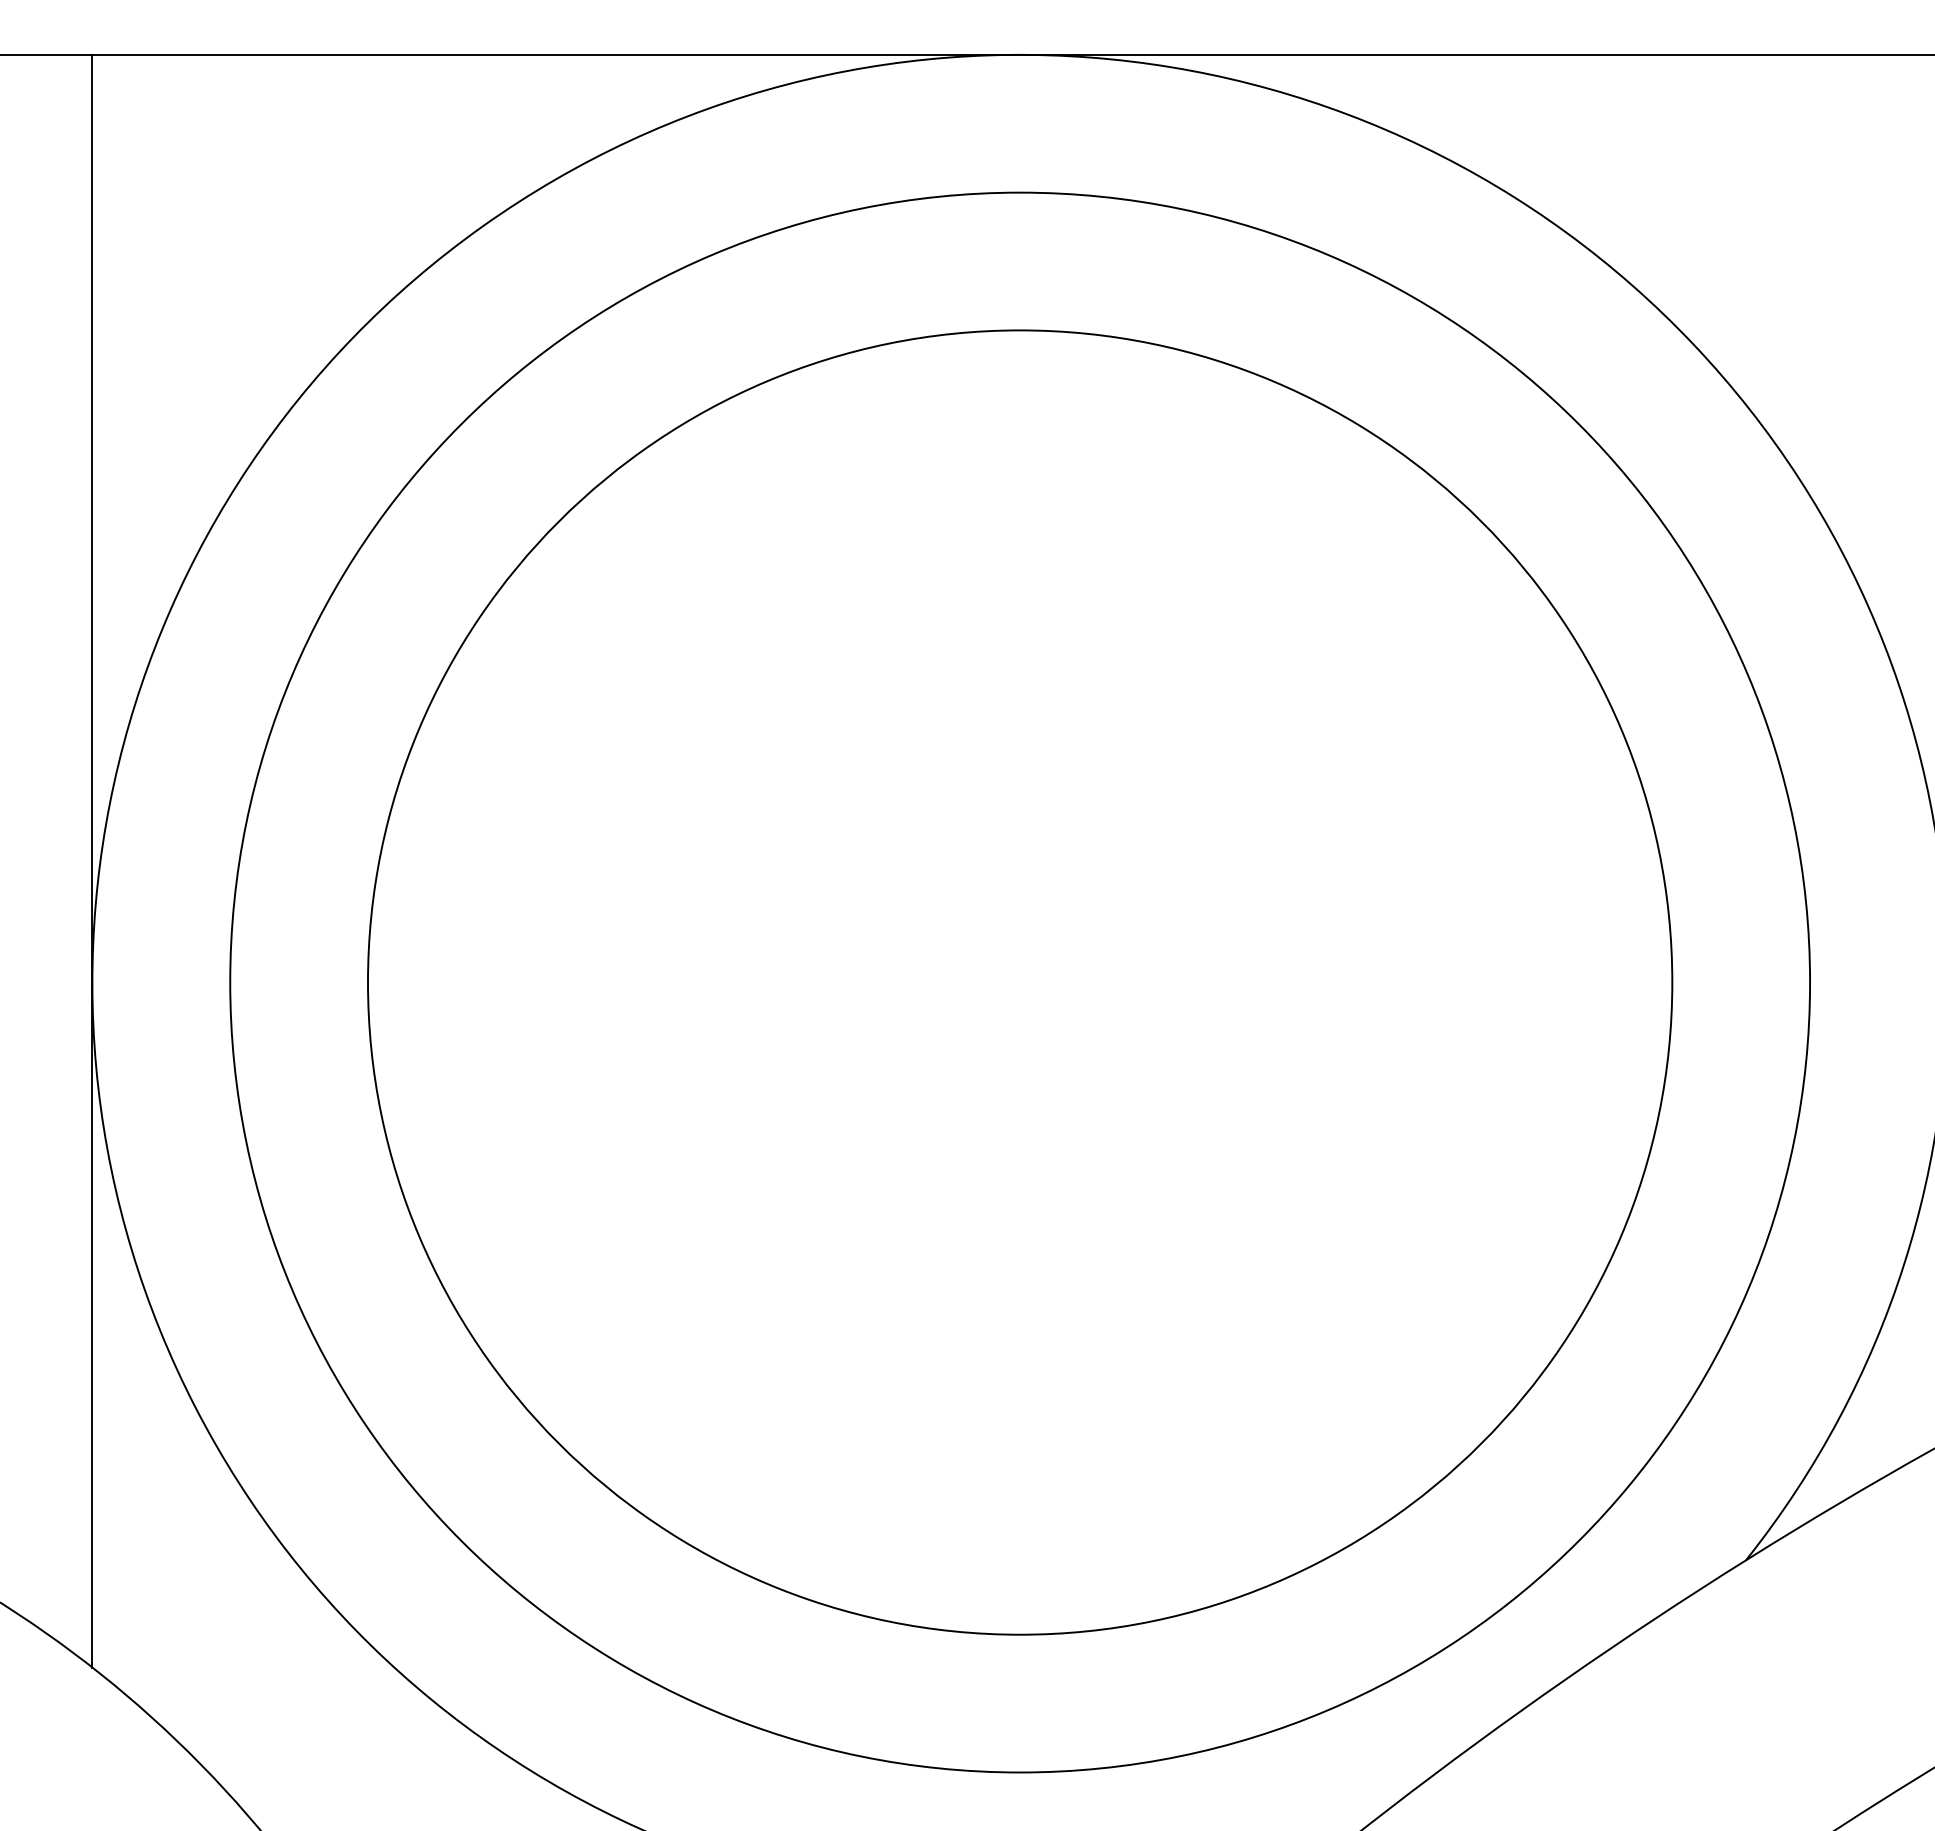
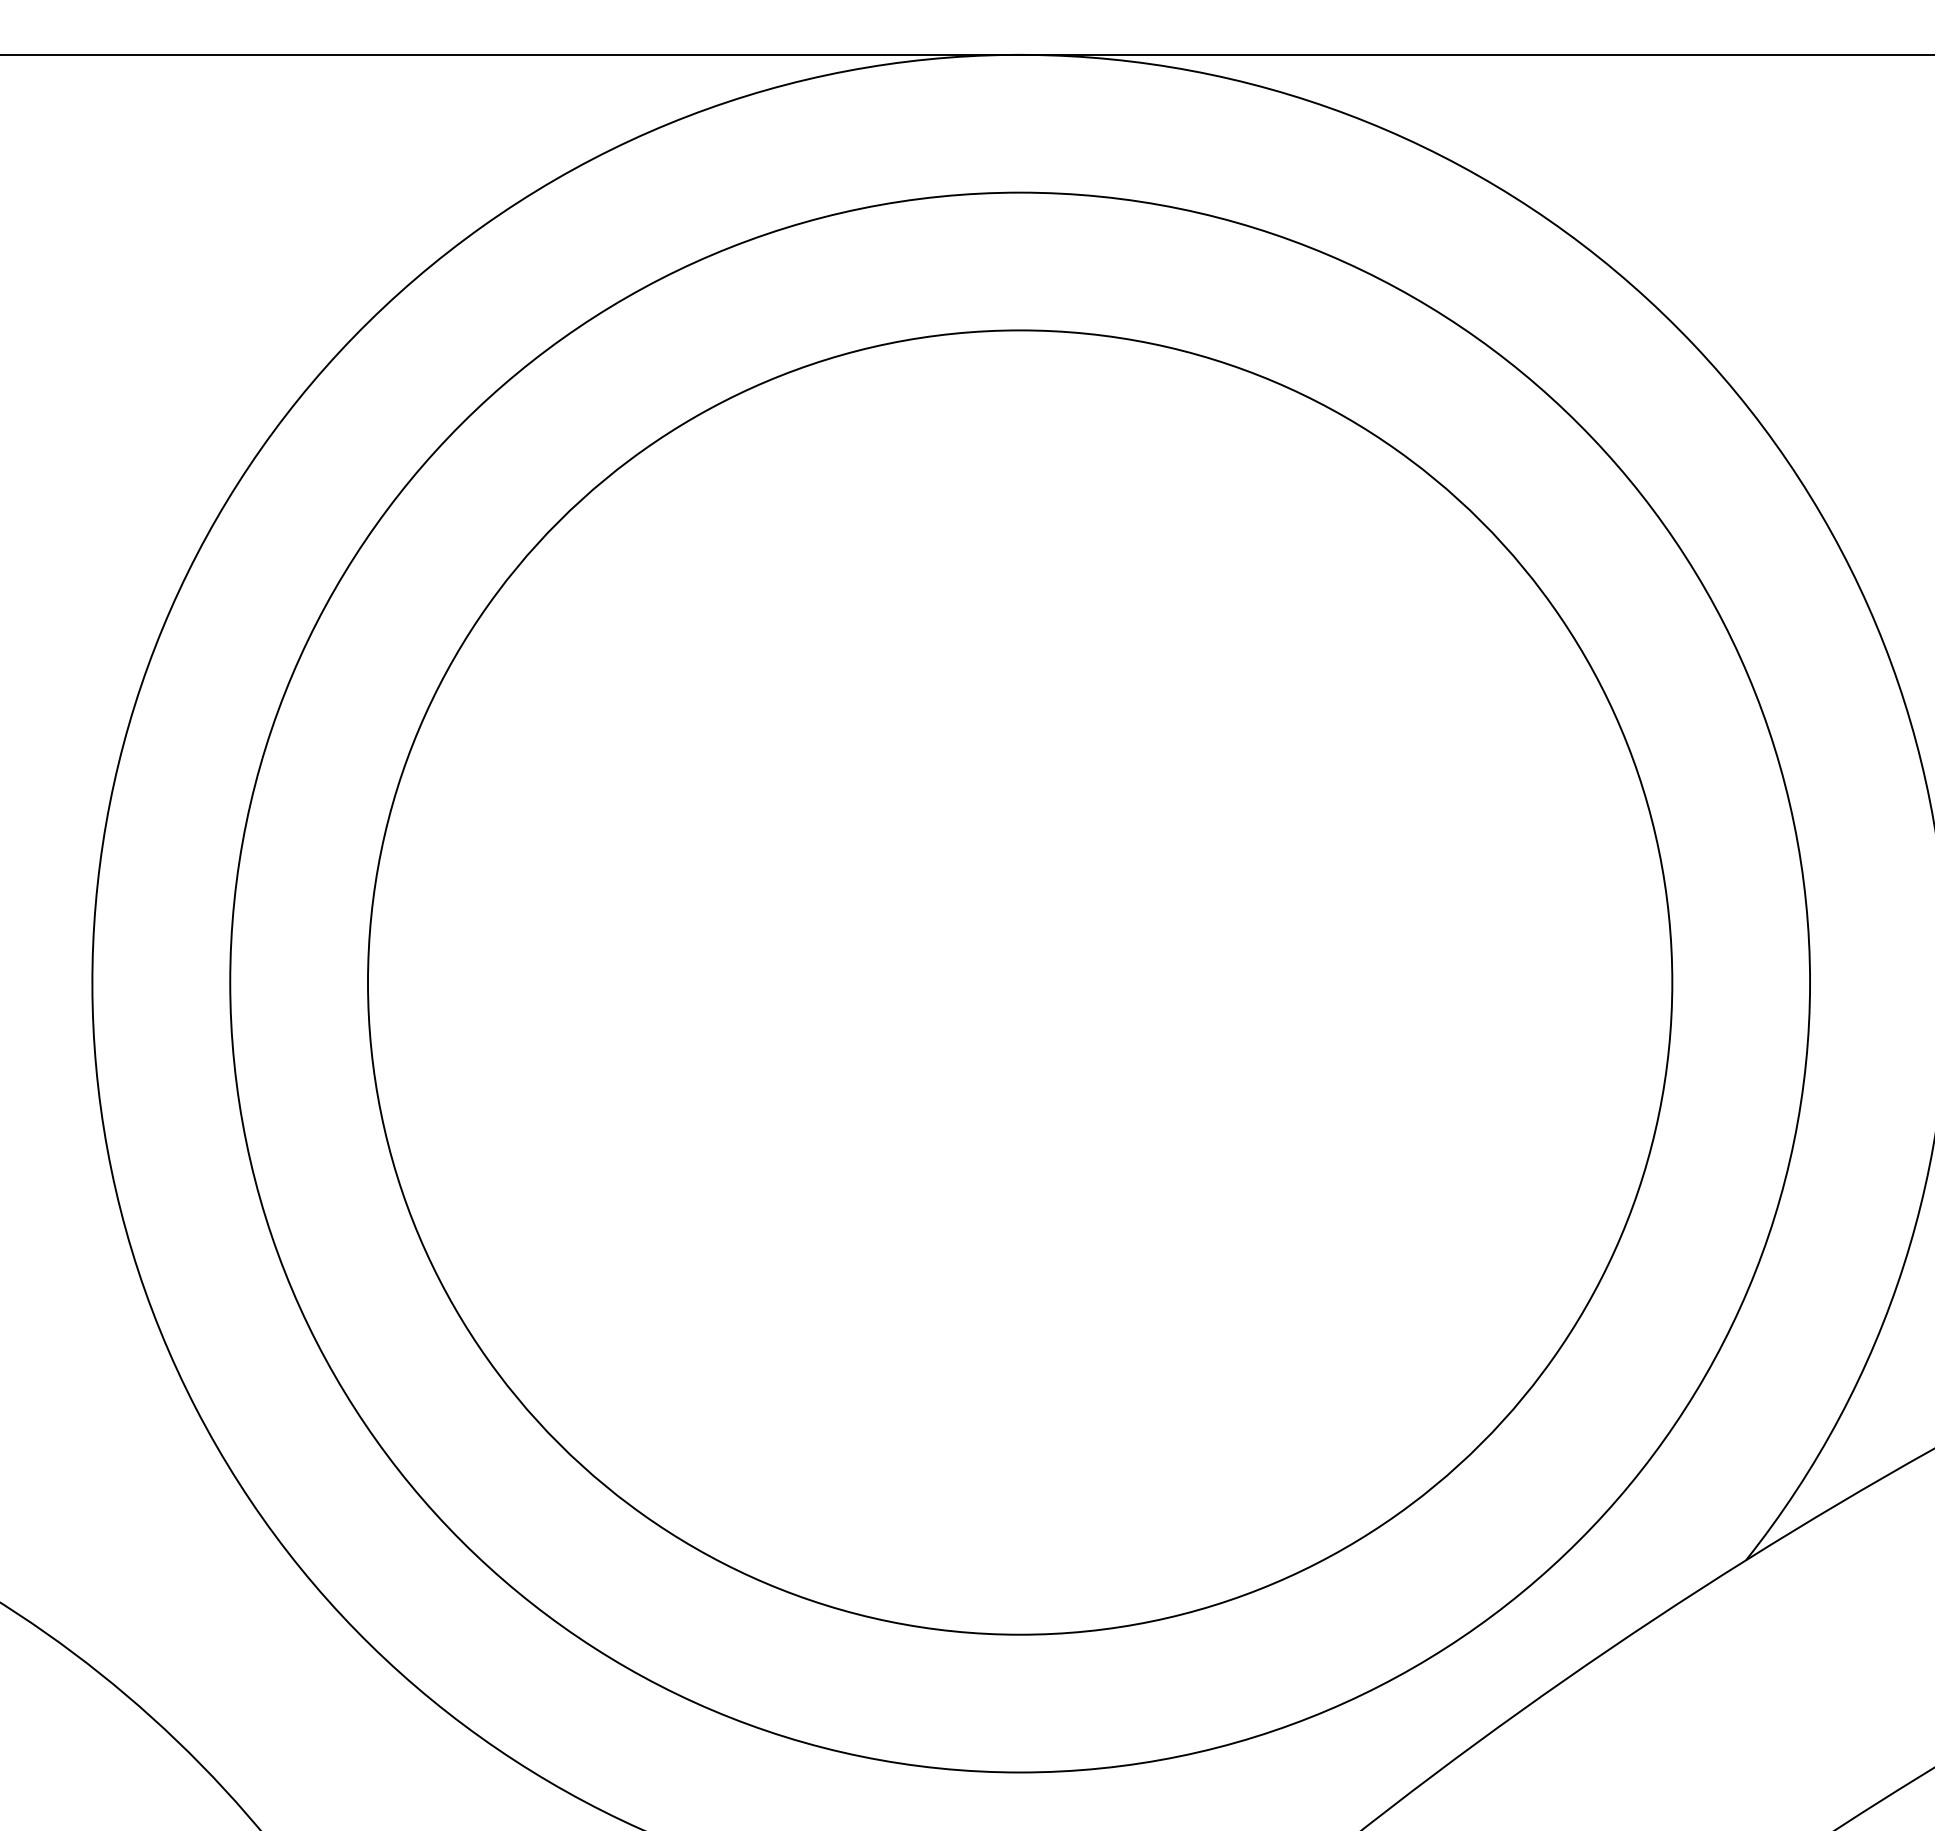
line: present -> none (92, 860)
